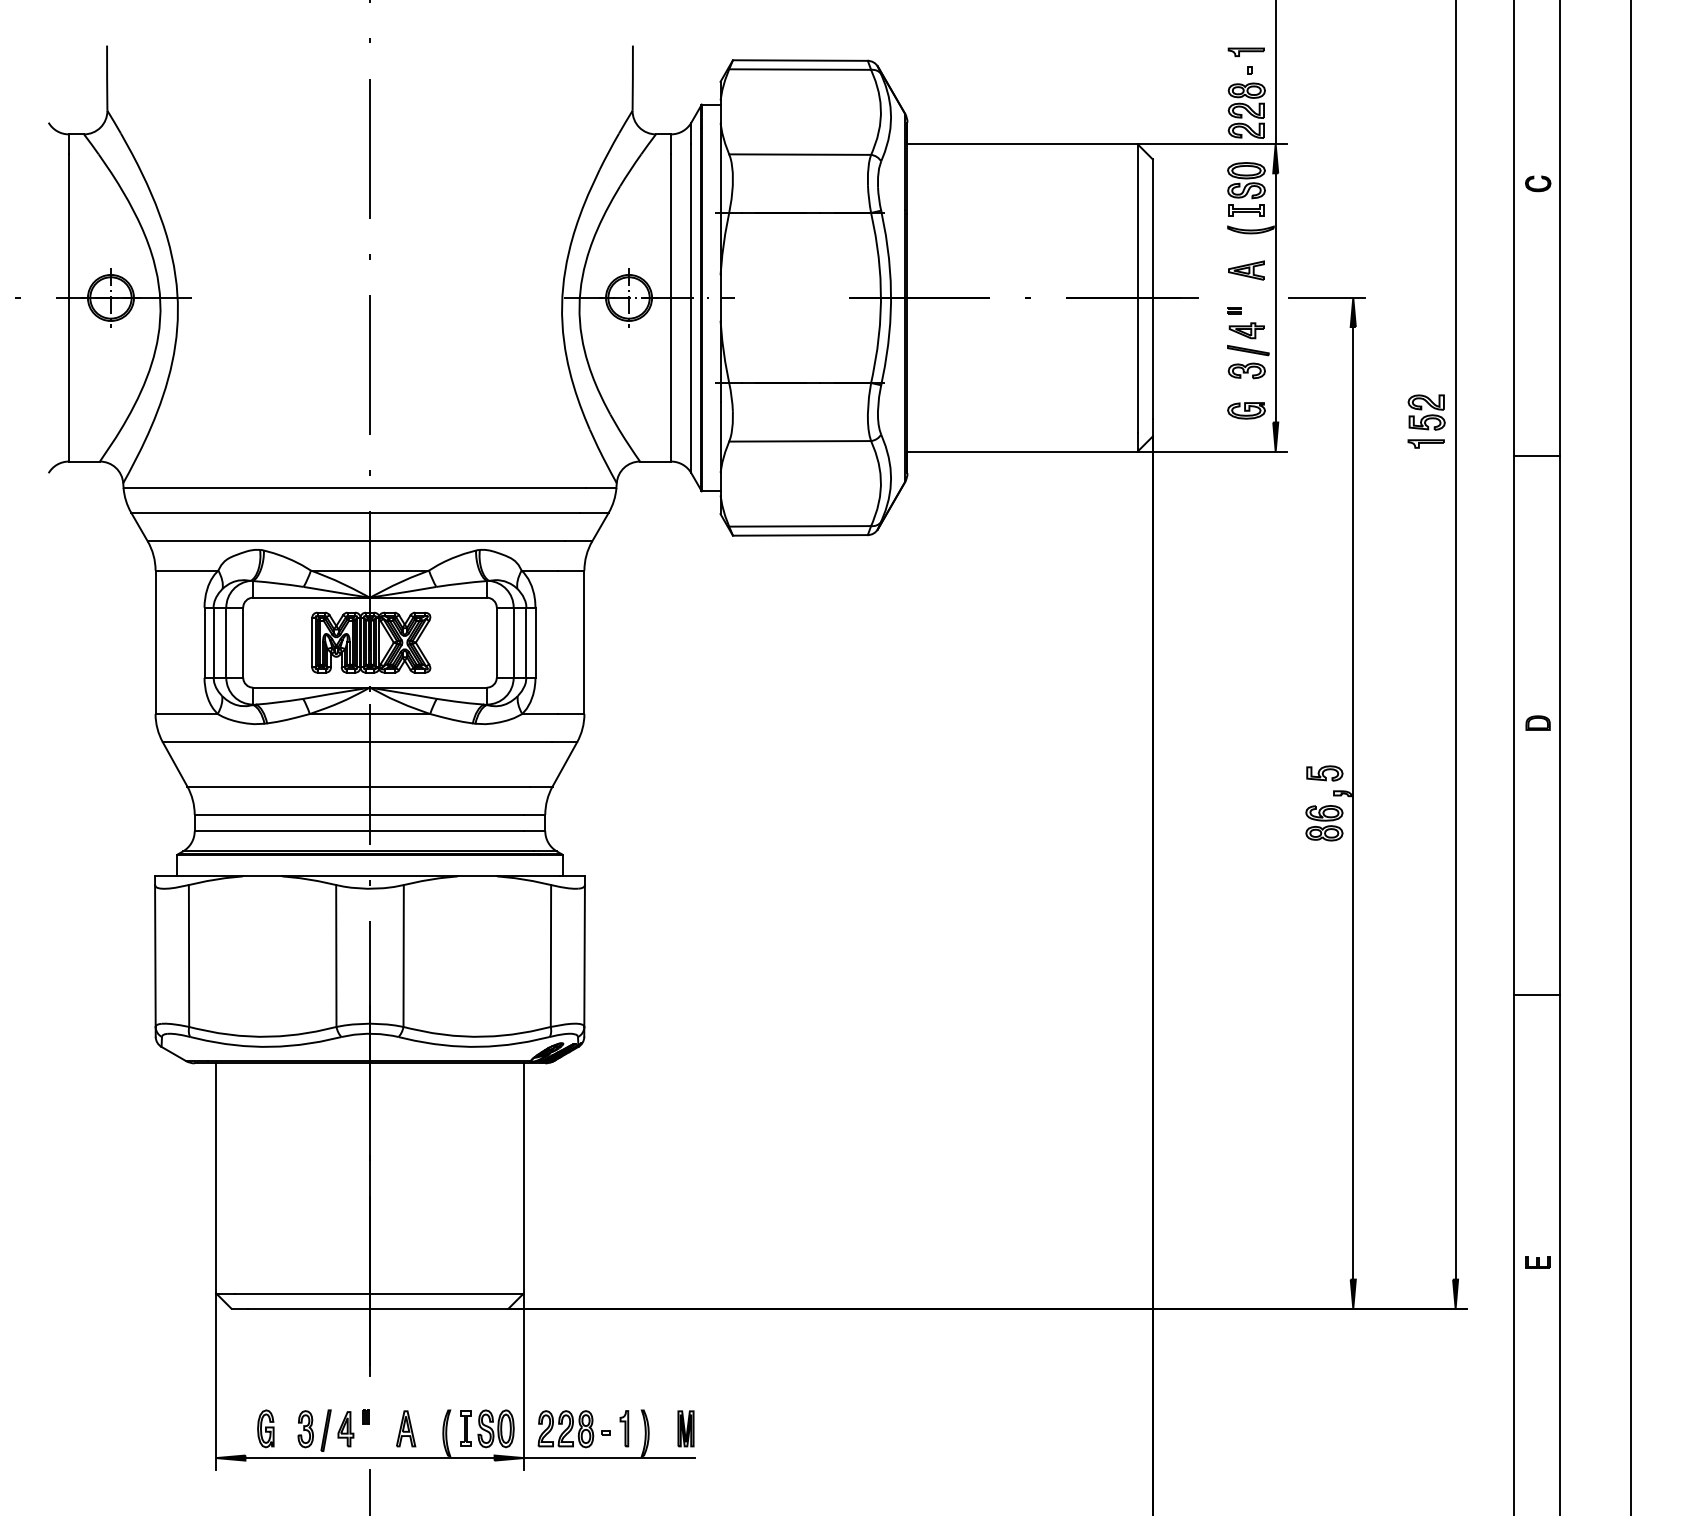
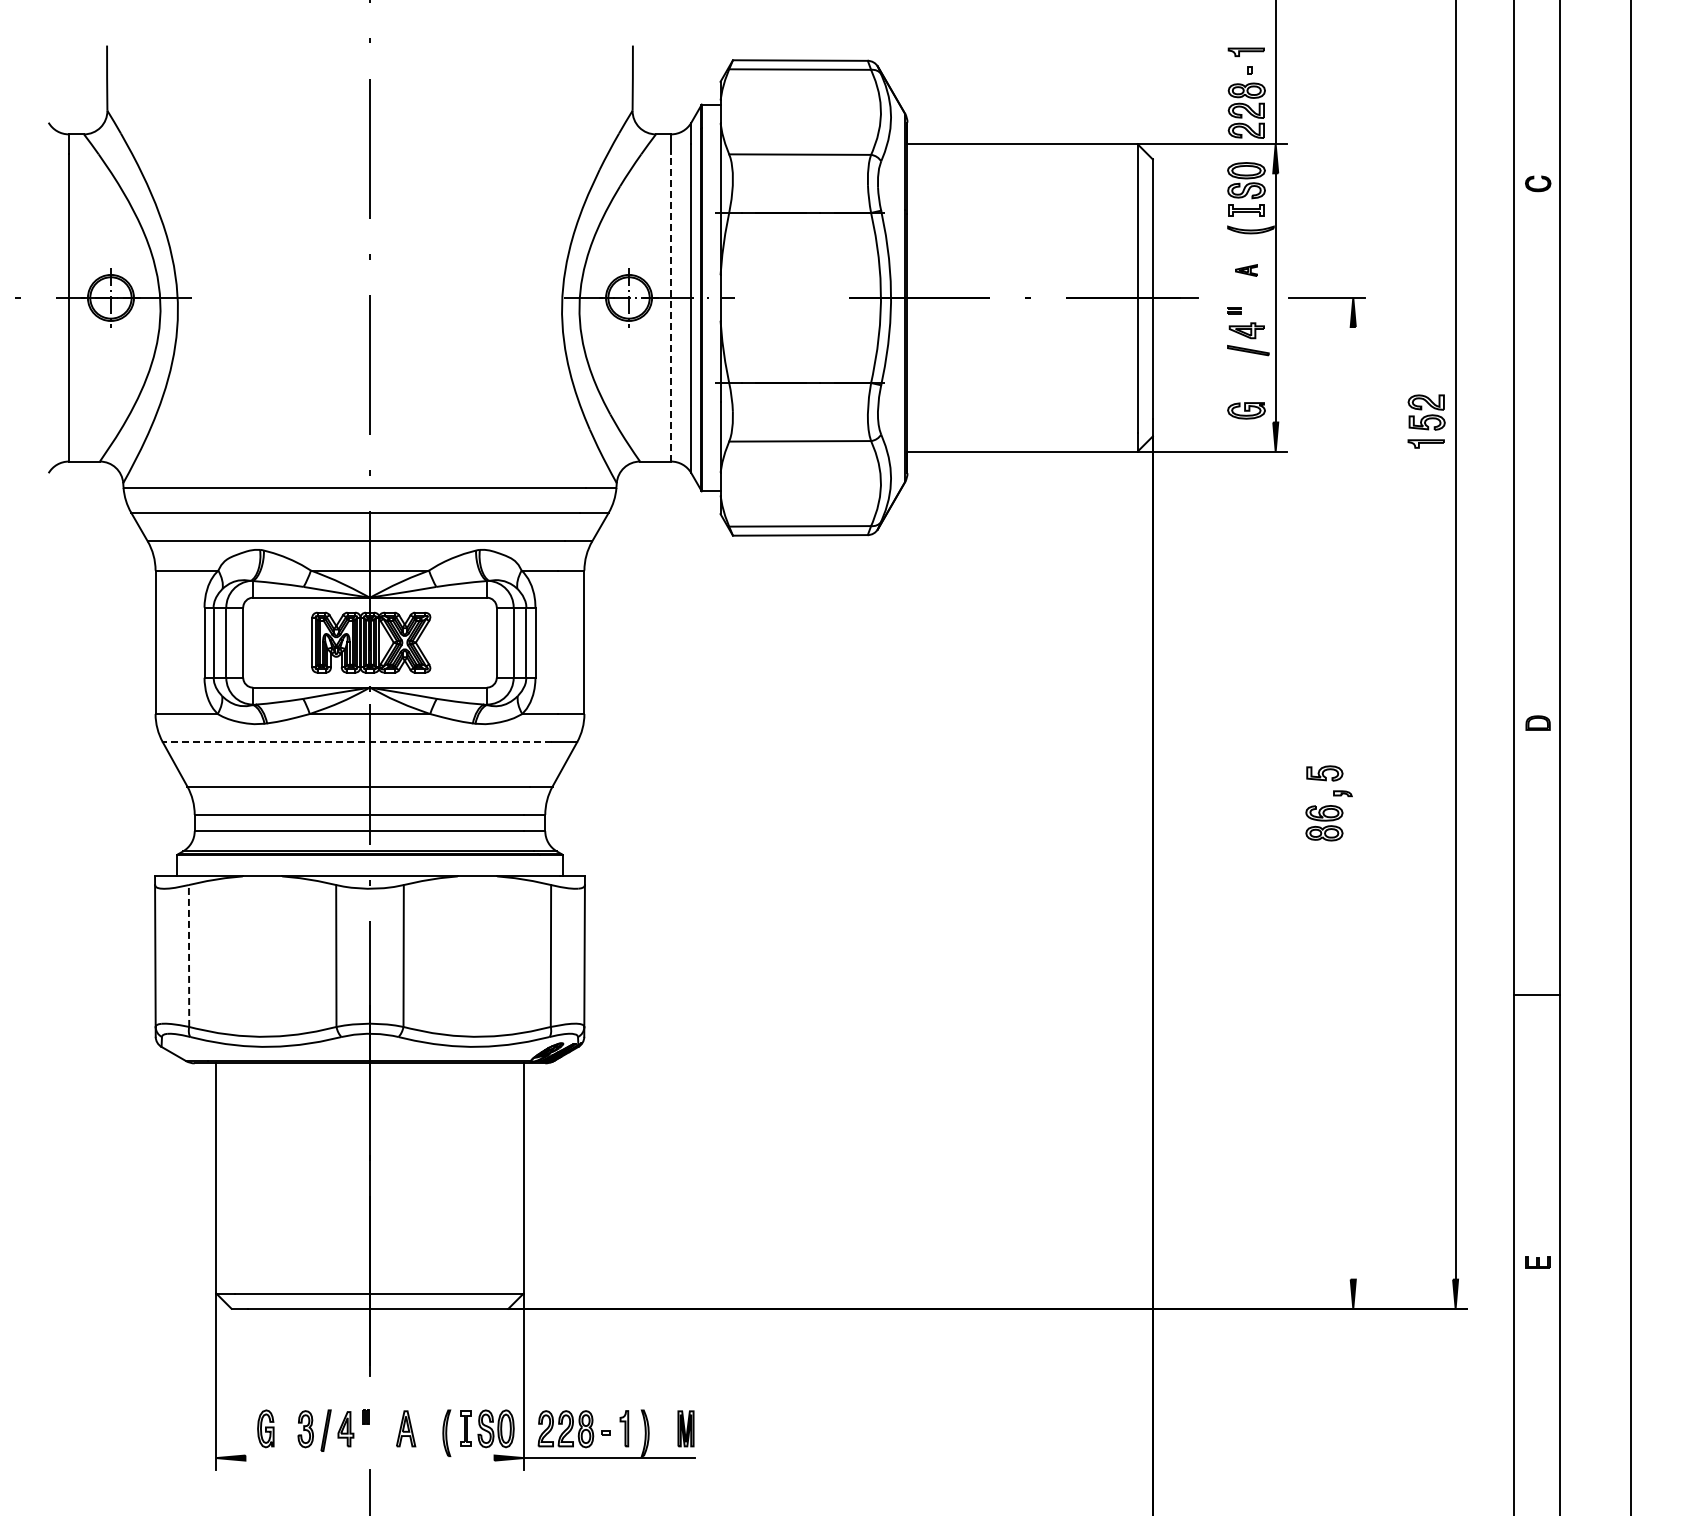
part size: 37x21 px -> 23x13 px (1246, 270)
line: solid -> dashed (671, 307)
part: present -> none (1246, 370)
line: present -> none (1536, 455)
line: solid -> dashed (356, 742)
line: present -> none (1353, 803)
line: solid -> dashed (189, 956)
line: present -> none (369, 1458)
